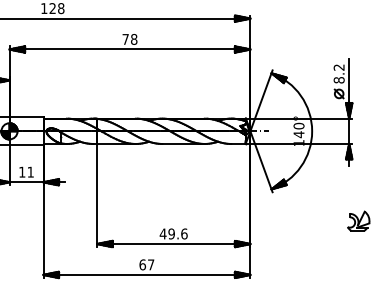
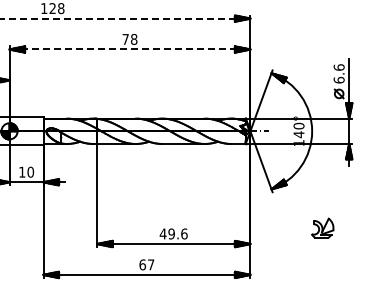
line: solid -> dashed (125, 18)
line: solid -> dashed (130, 49)
text: 8.2 -> 6.6 (338, 73)
text: 11 -> 10 (30, 171)
part position: (358, 220) -> (322, 227) (322, 227)
